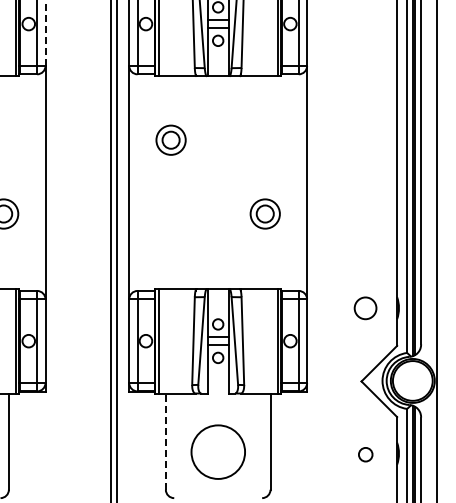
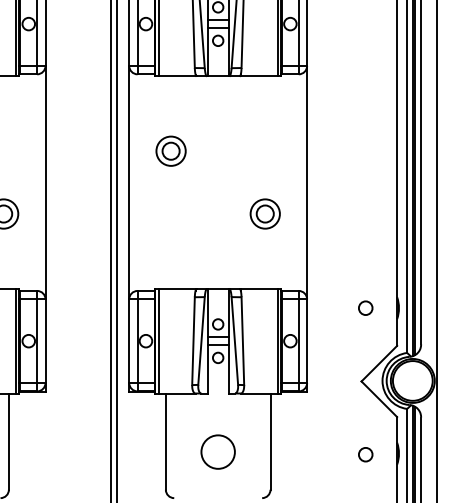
line: dashed -> solid (45, 33)
part position: (170, 139) -> (170, 150) (170, 150)
circle size: 25x25 px -> 16x16 px (365, 307)
line: dashed -> solid (165, 441)
circle size: 56x56 px -> 36x36 px (217, 451)
